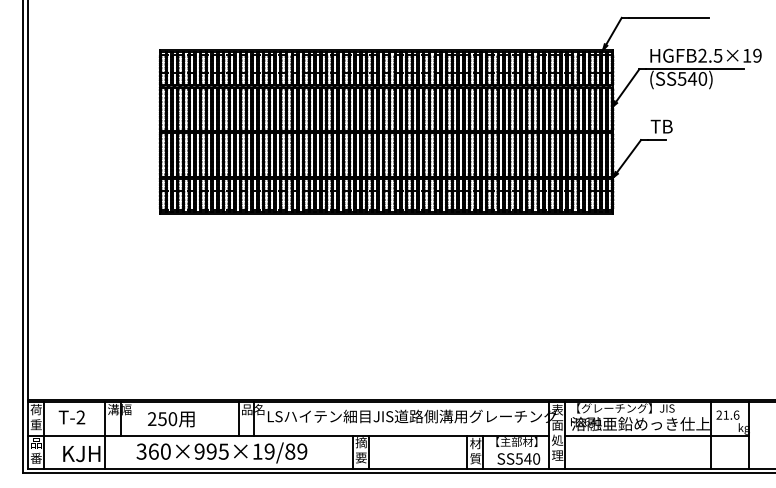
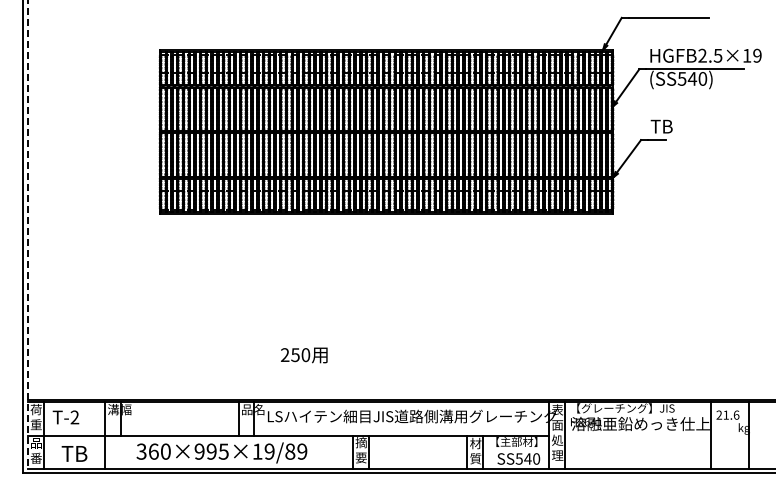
line: solid -> dashed (27, 234)
text position: (71, 417) -> (65, 417) (65, 417)
text position: (171, 419) -> (304, 355) (304, 355)
line: present -> none (656, 435)
text: KJH -> TB (80, 454)
